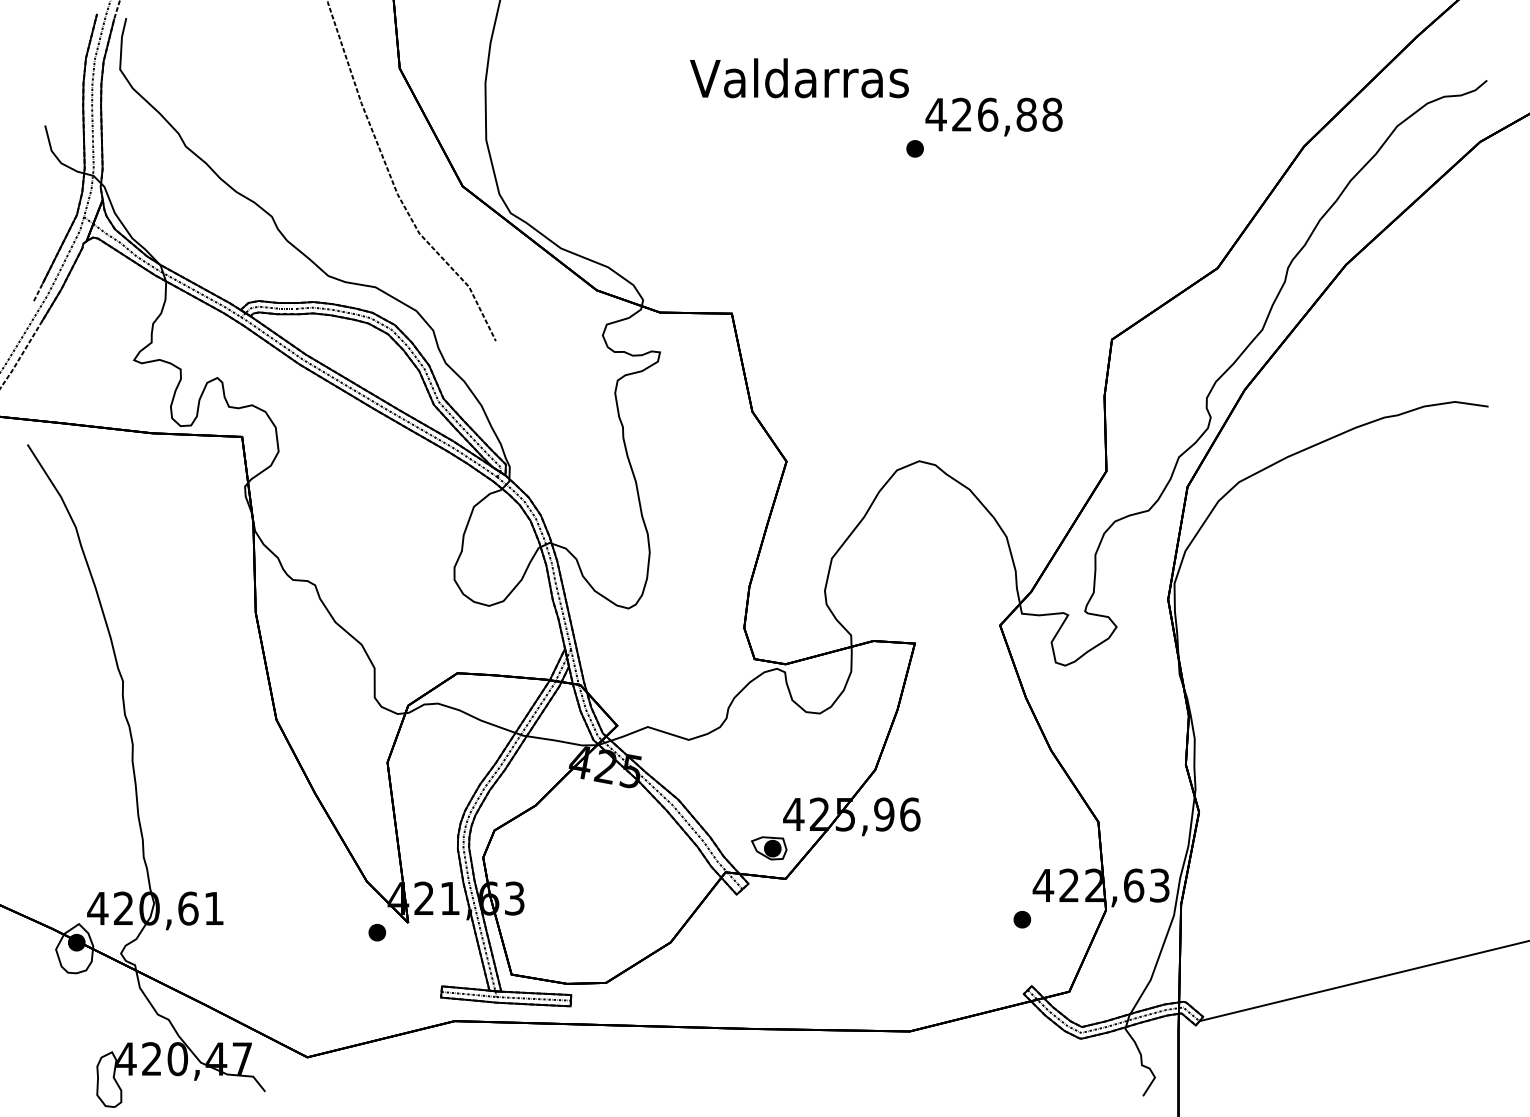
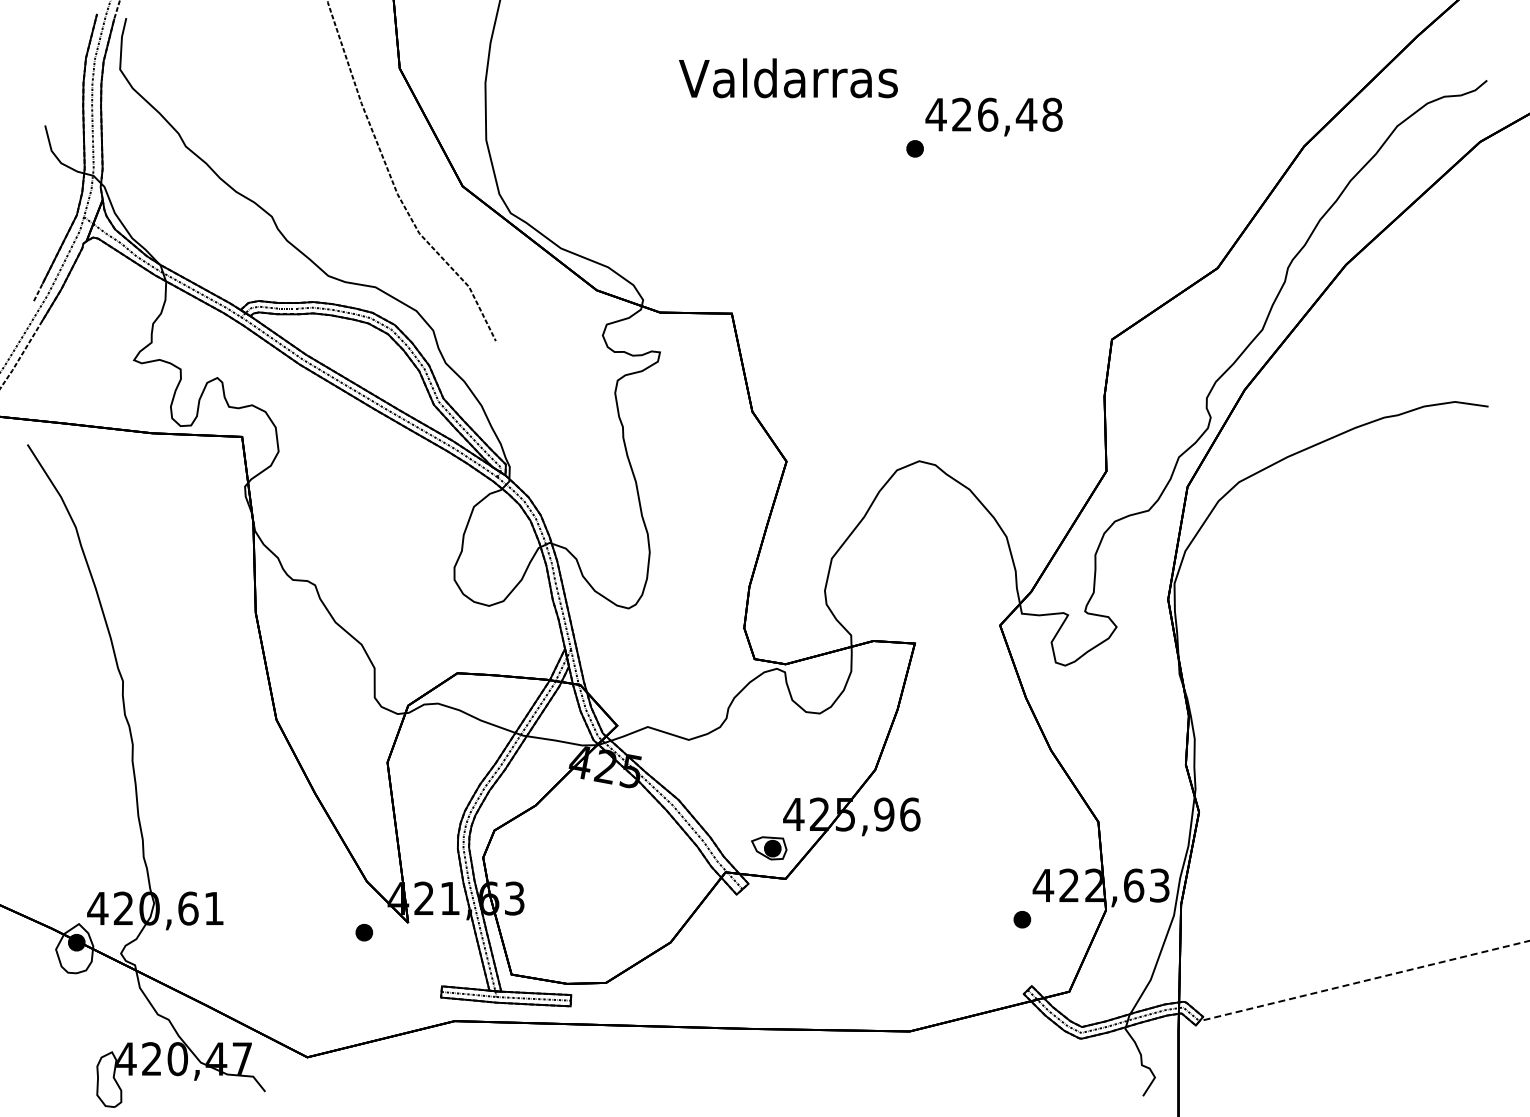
text position: (799, 78) -> (788, 78) (788, 78)
text: 426,88 -> 426,48 (1026, 114)
part position: (376, 932) -> (363, 932) (363, 932)
line: solid -> dashed (1364, 981)
